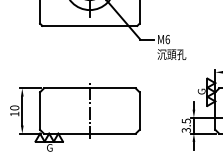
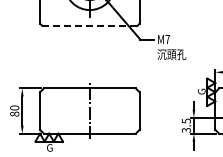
line: solid -> dashed (89, 25)
text: M6 -> M7 (167, 39)
text: 10 -> 80 (14, 113)
